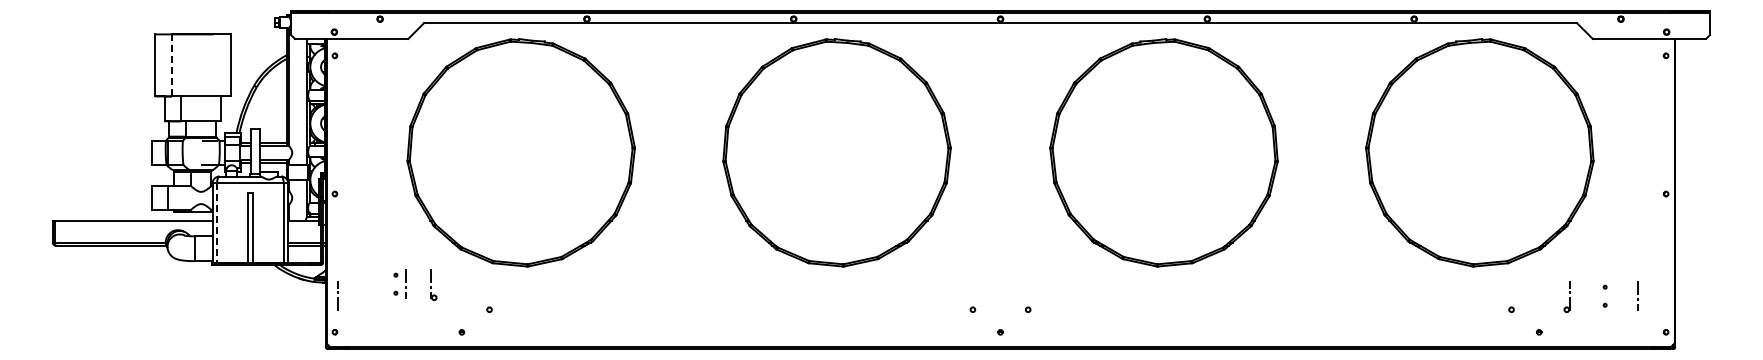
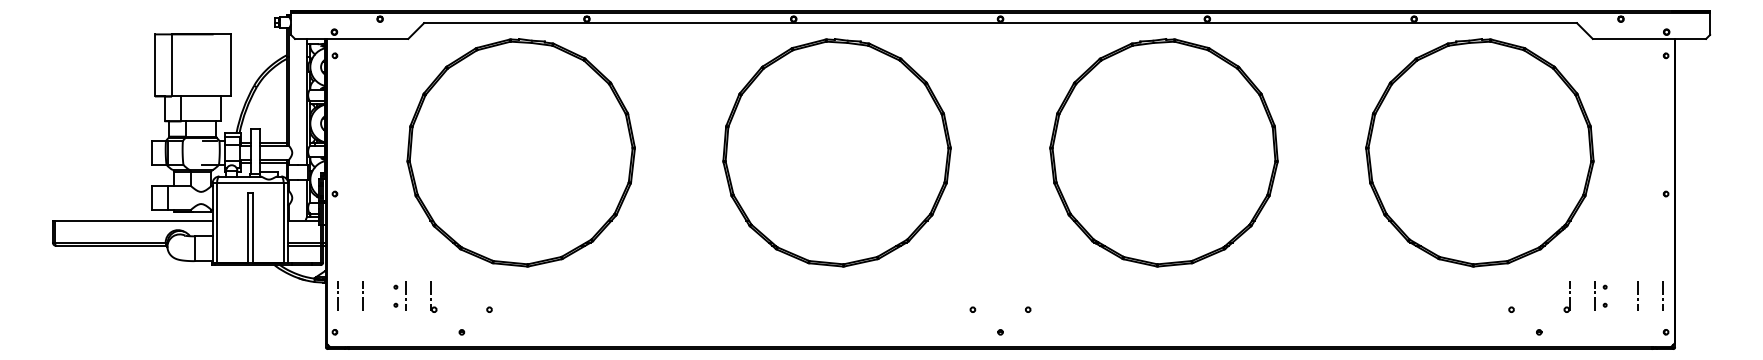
line: dashed -> solid (171, 65)
line: dashed -> solid (217, 223)
part position: (405, 282) -> (405, 294) (405, 294)
part position: (433, 284) -> (433, 296) (433, 296)
line: none -> present (1662, 294)
line: none -> present (363, 296)
line: none -> present (1594, 296)
